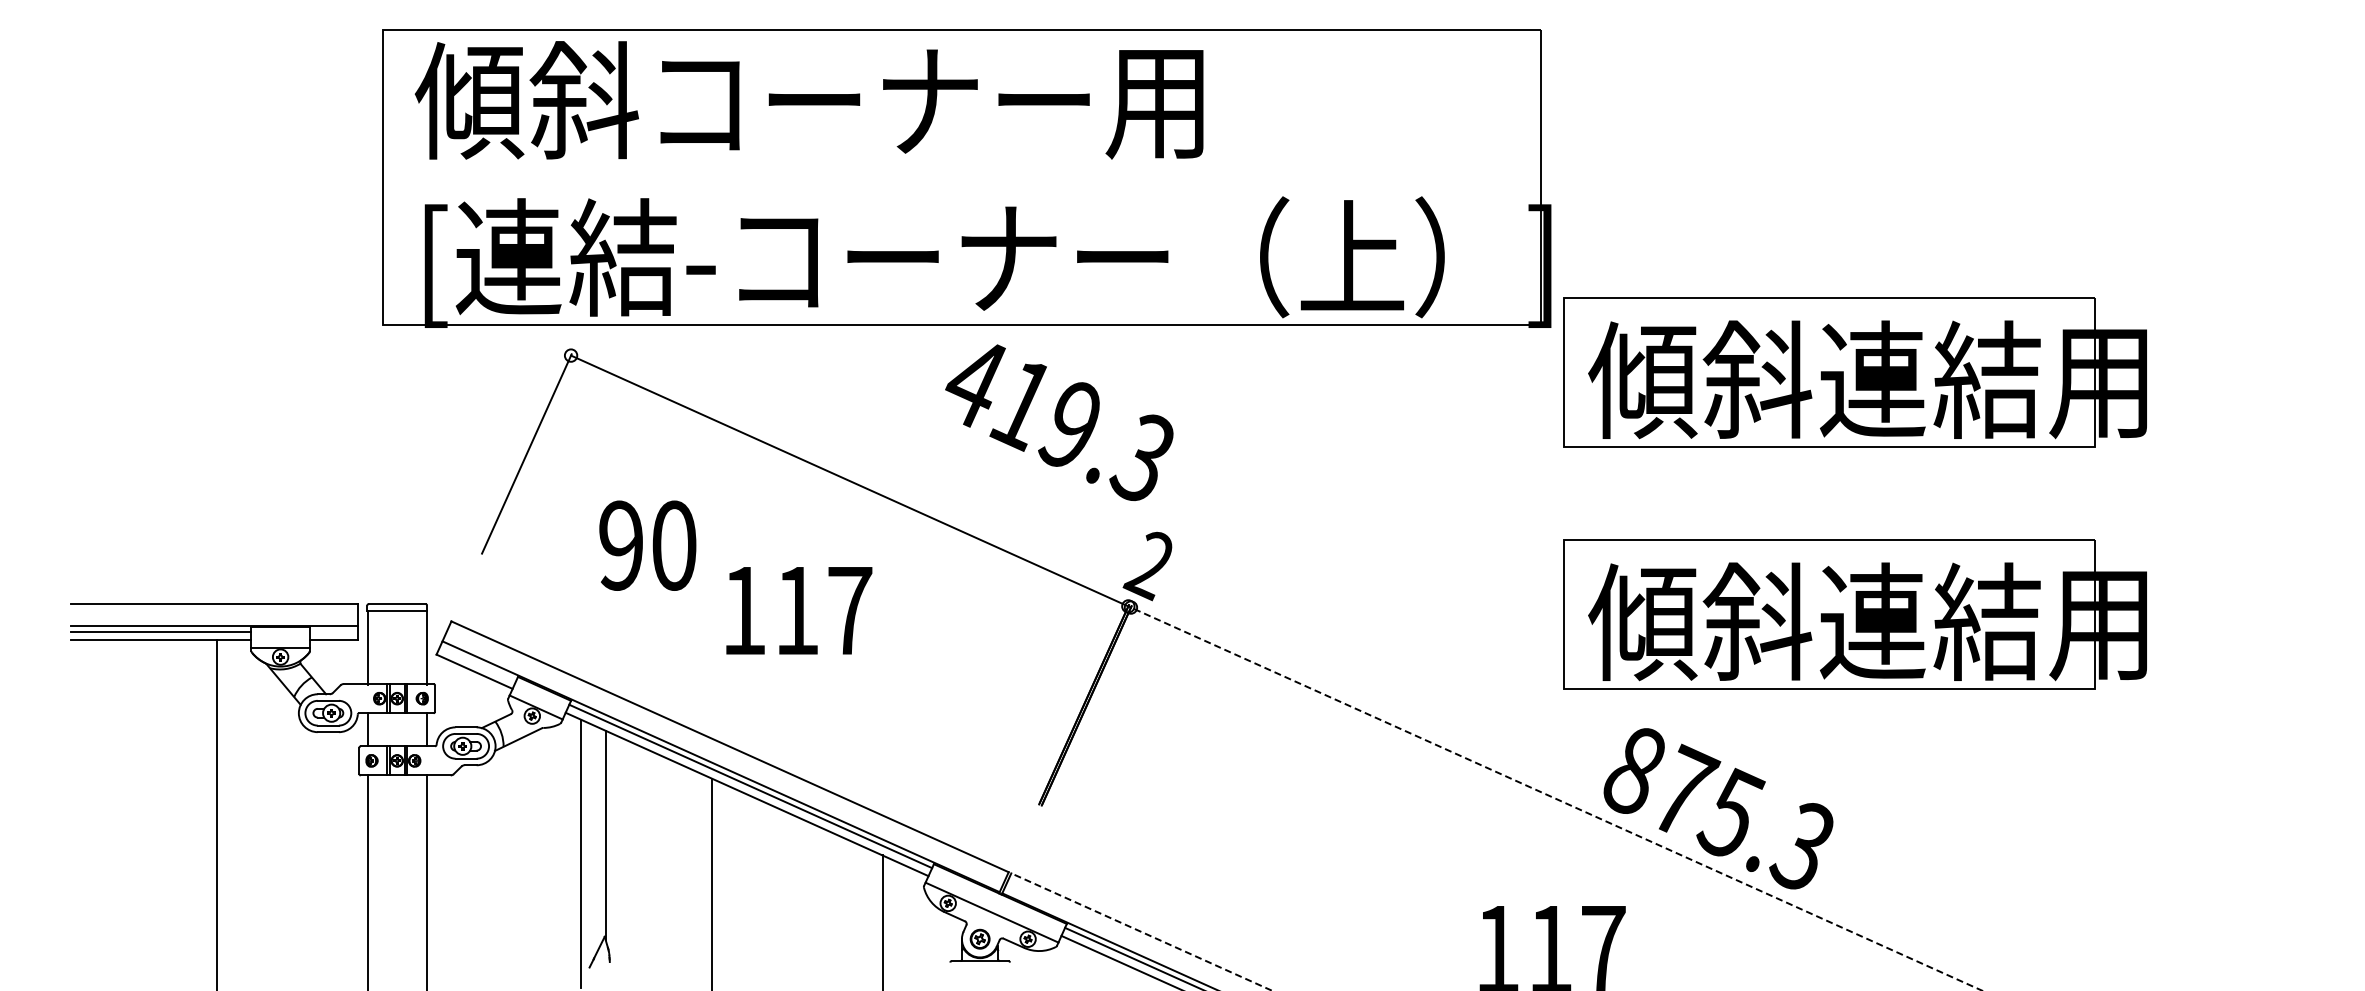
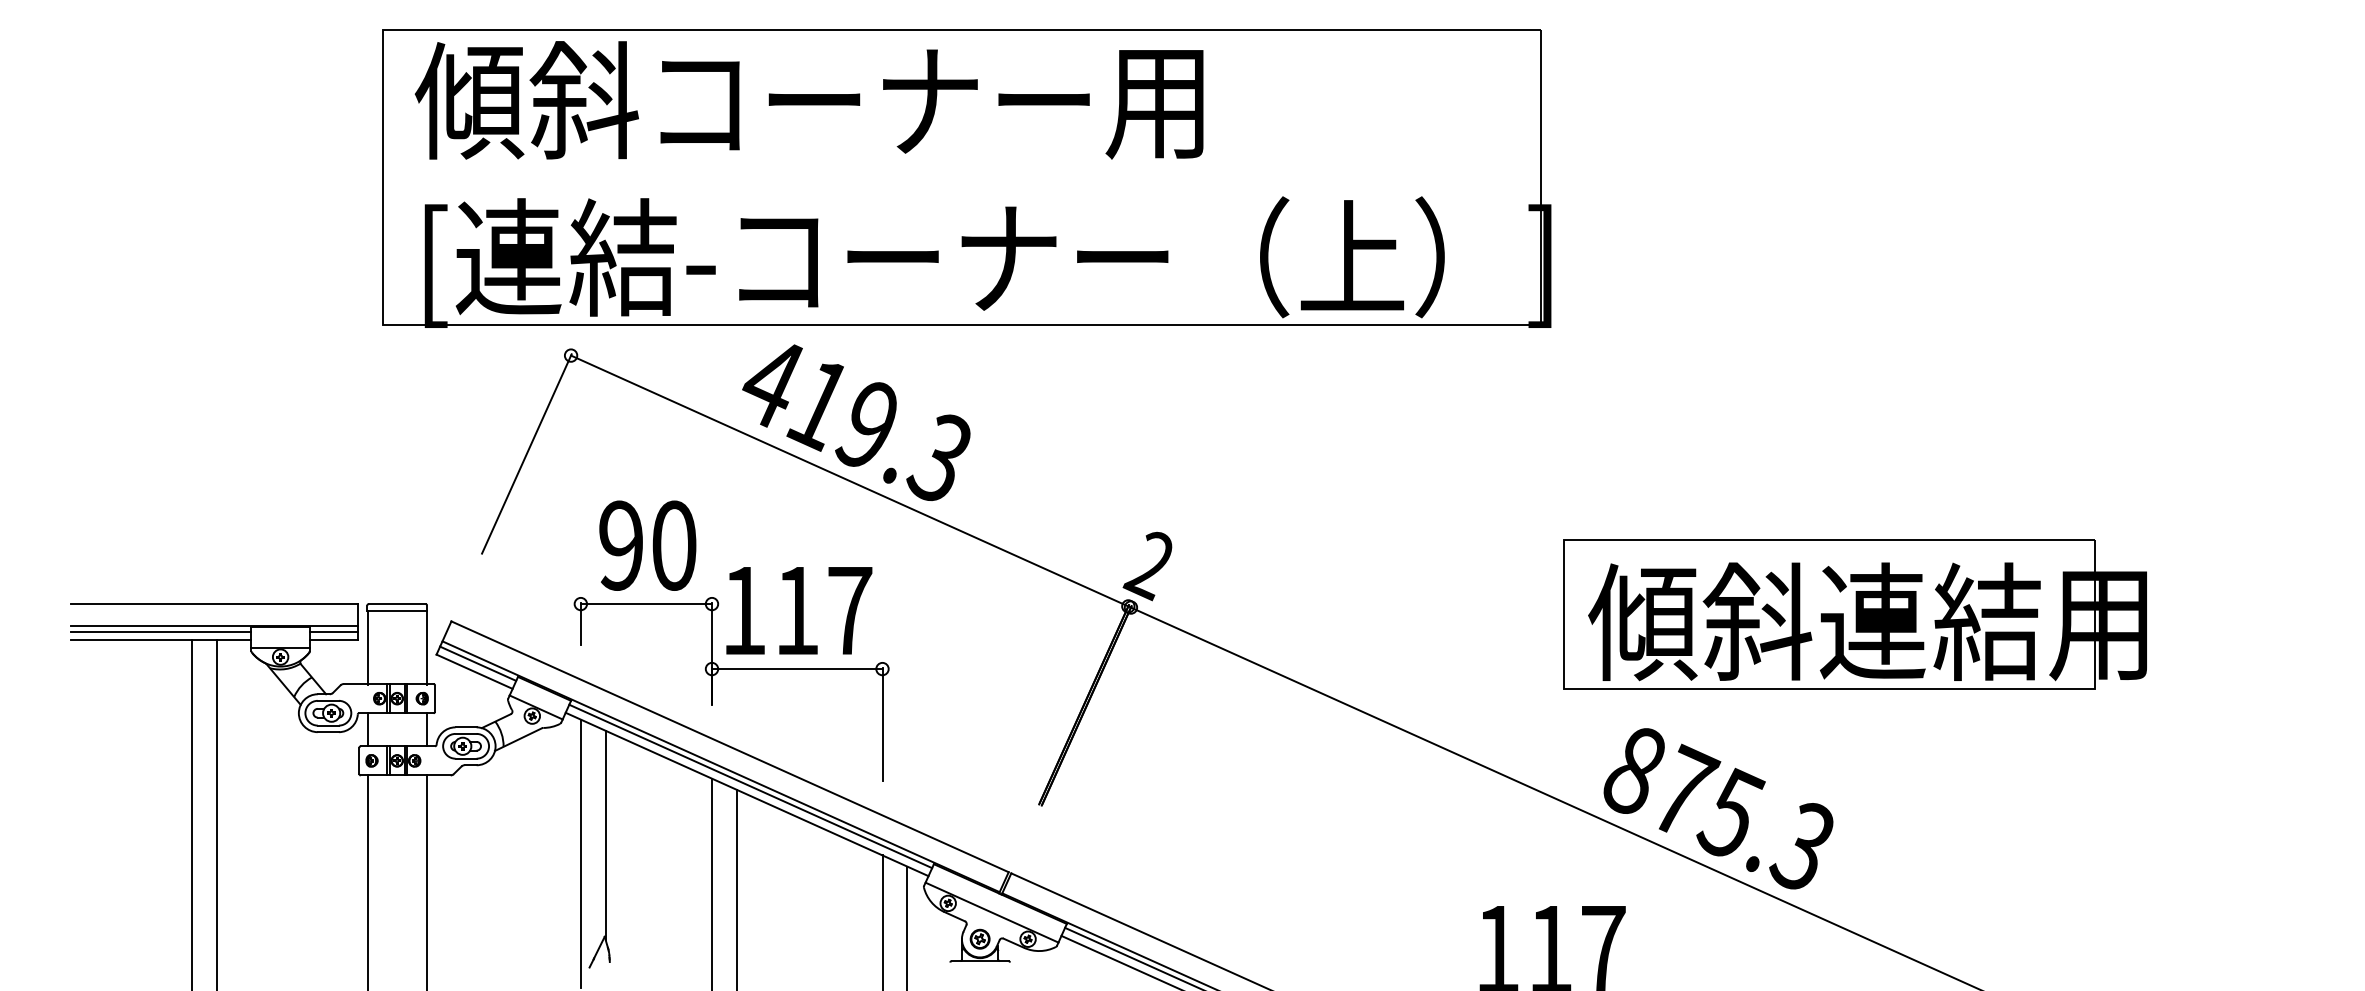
part: present -> none (1854, 372)
text position: (1059, 422) -> (856, 422) (856, 422)
line: none -> present (333, 631)
line: none -> present (478, 663)
part: none -> present (712, 689)
line: dashed -> solid (1556, 799)
line: none -> present (192, 813)
line: none -> present (736, 888)
line: none -> present (907, 926)
line: dashed -> solid (1141, 932)
